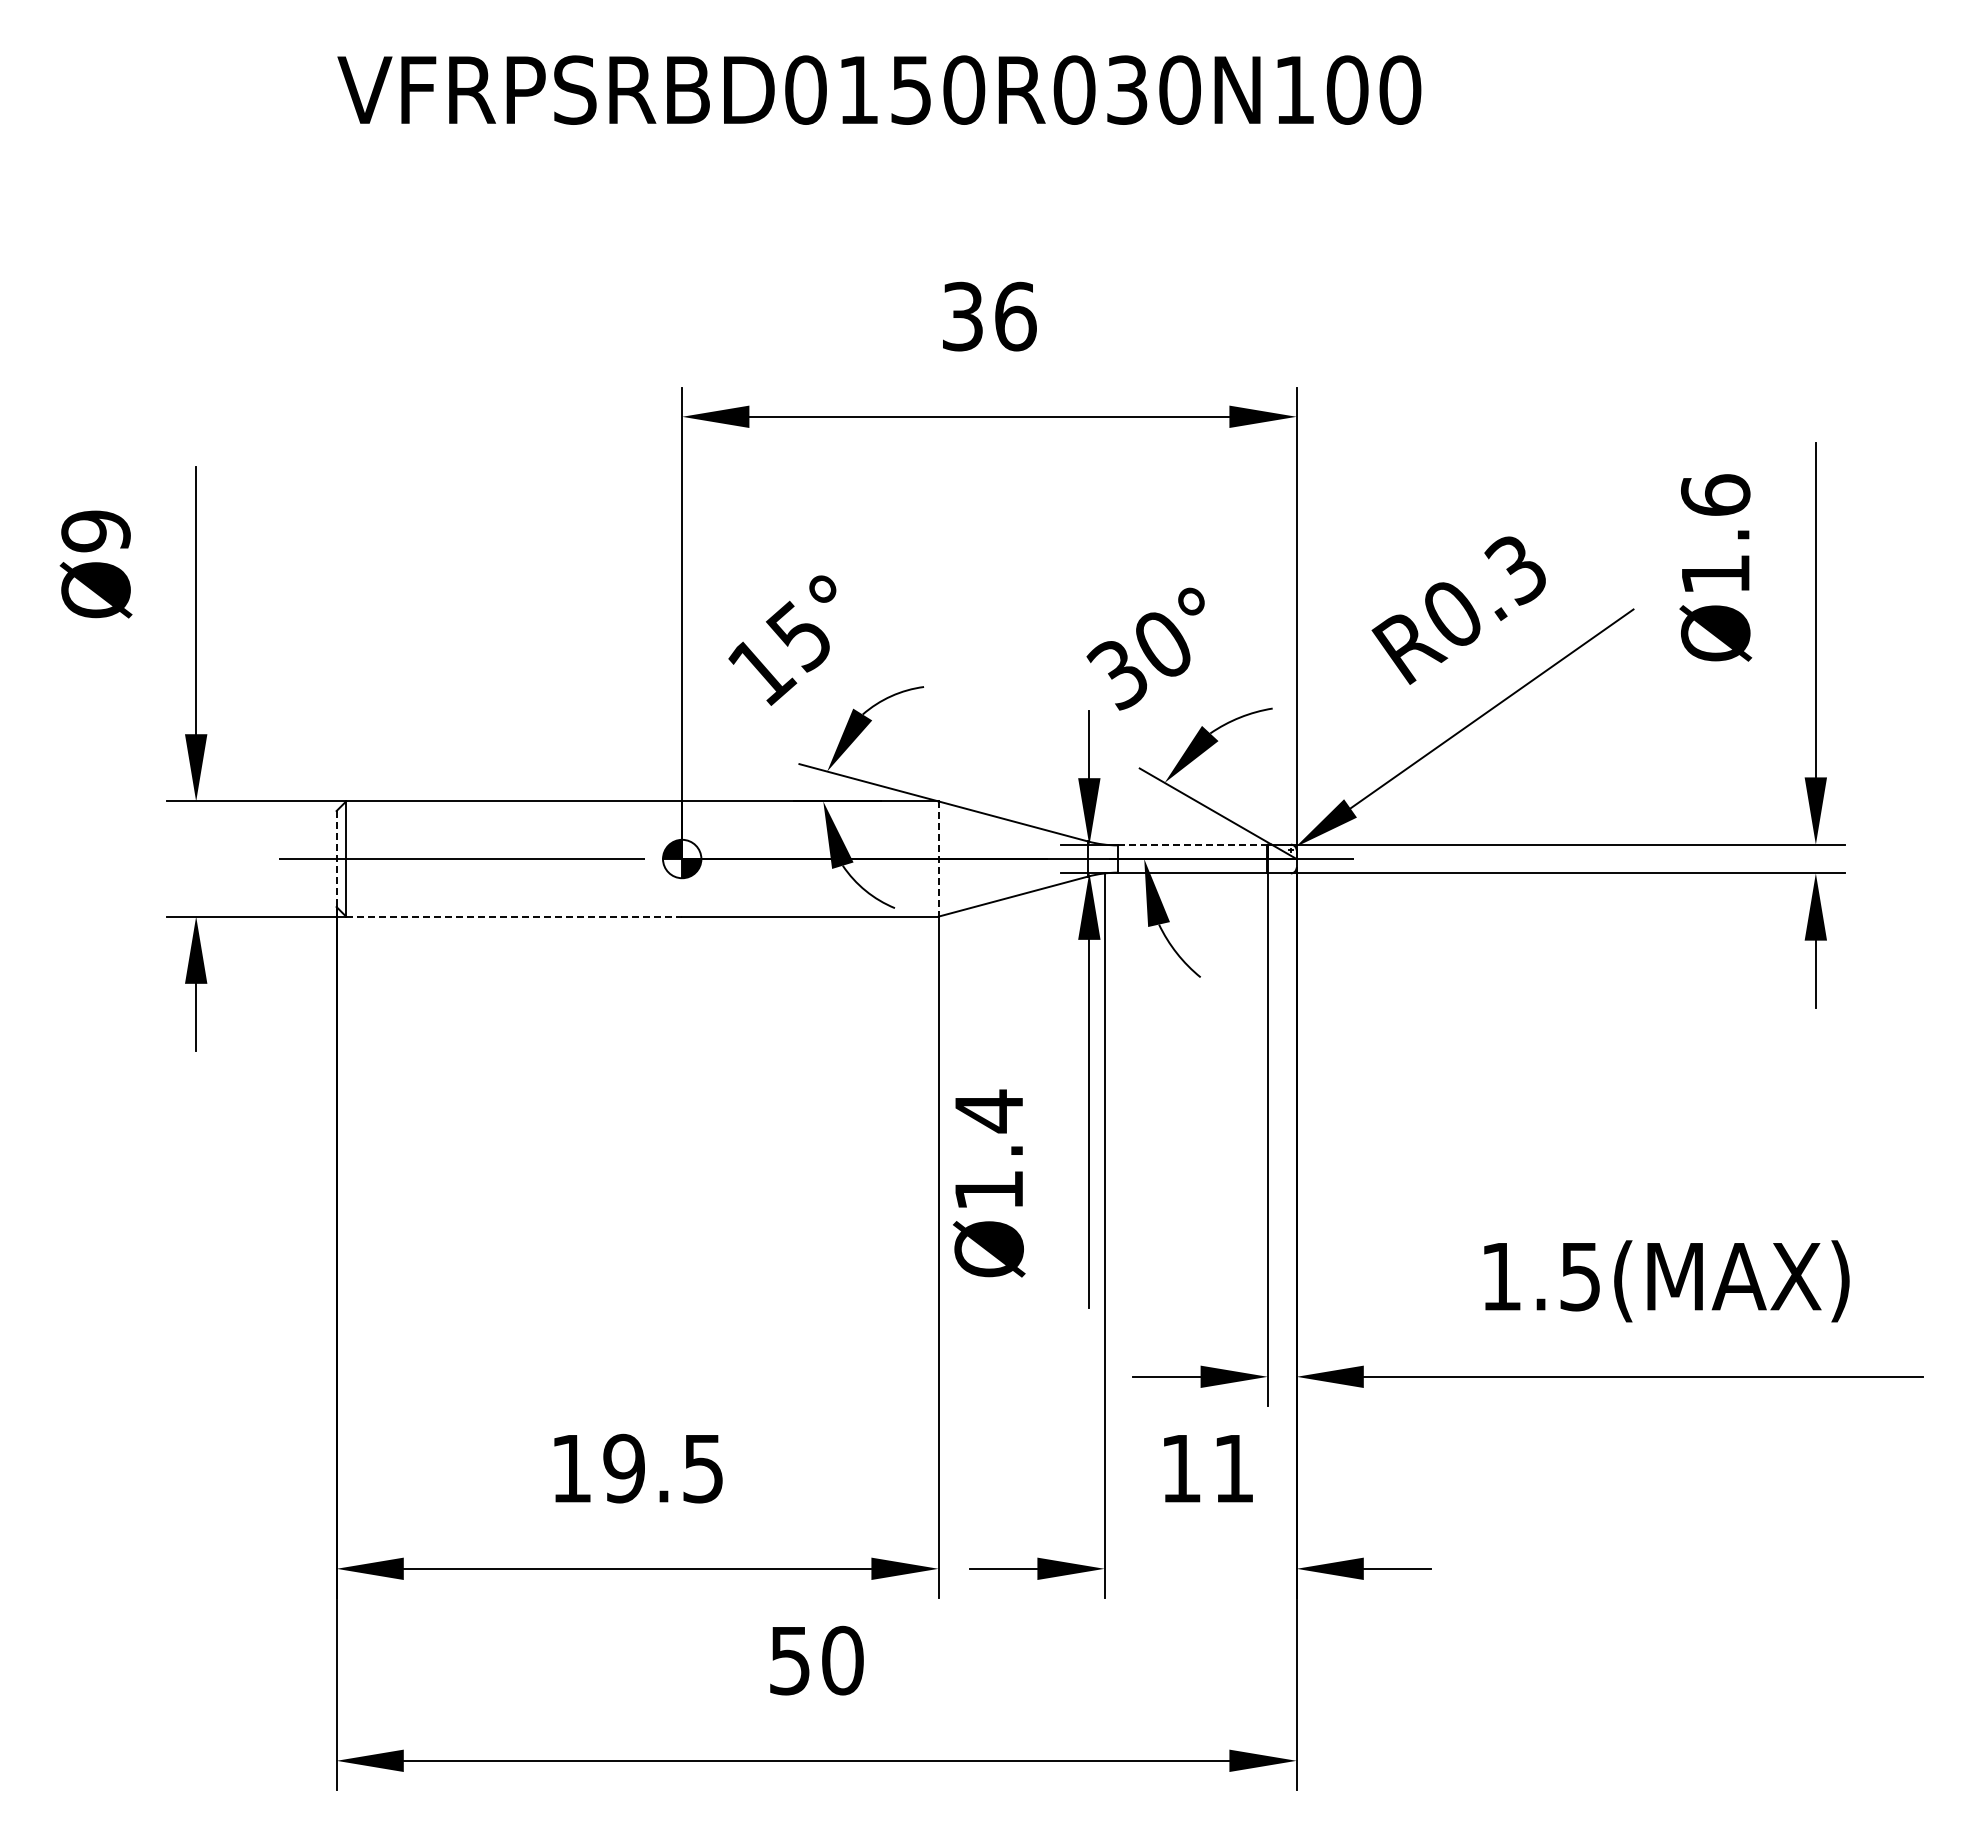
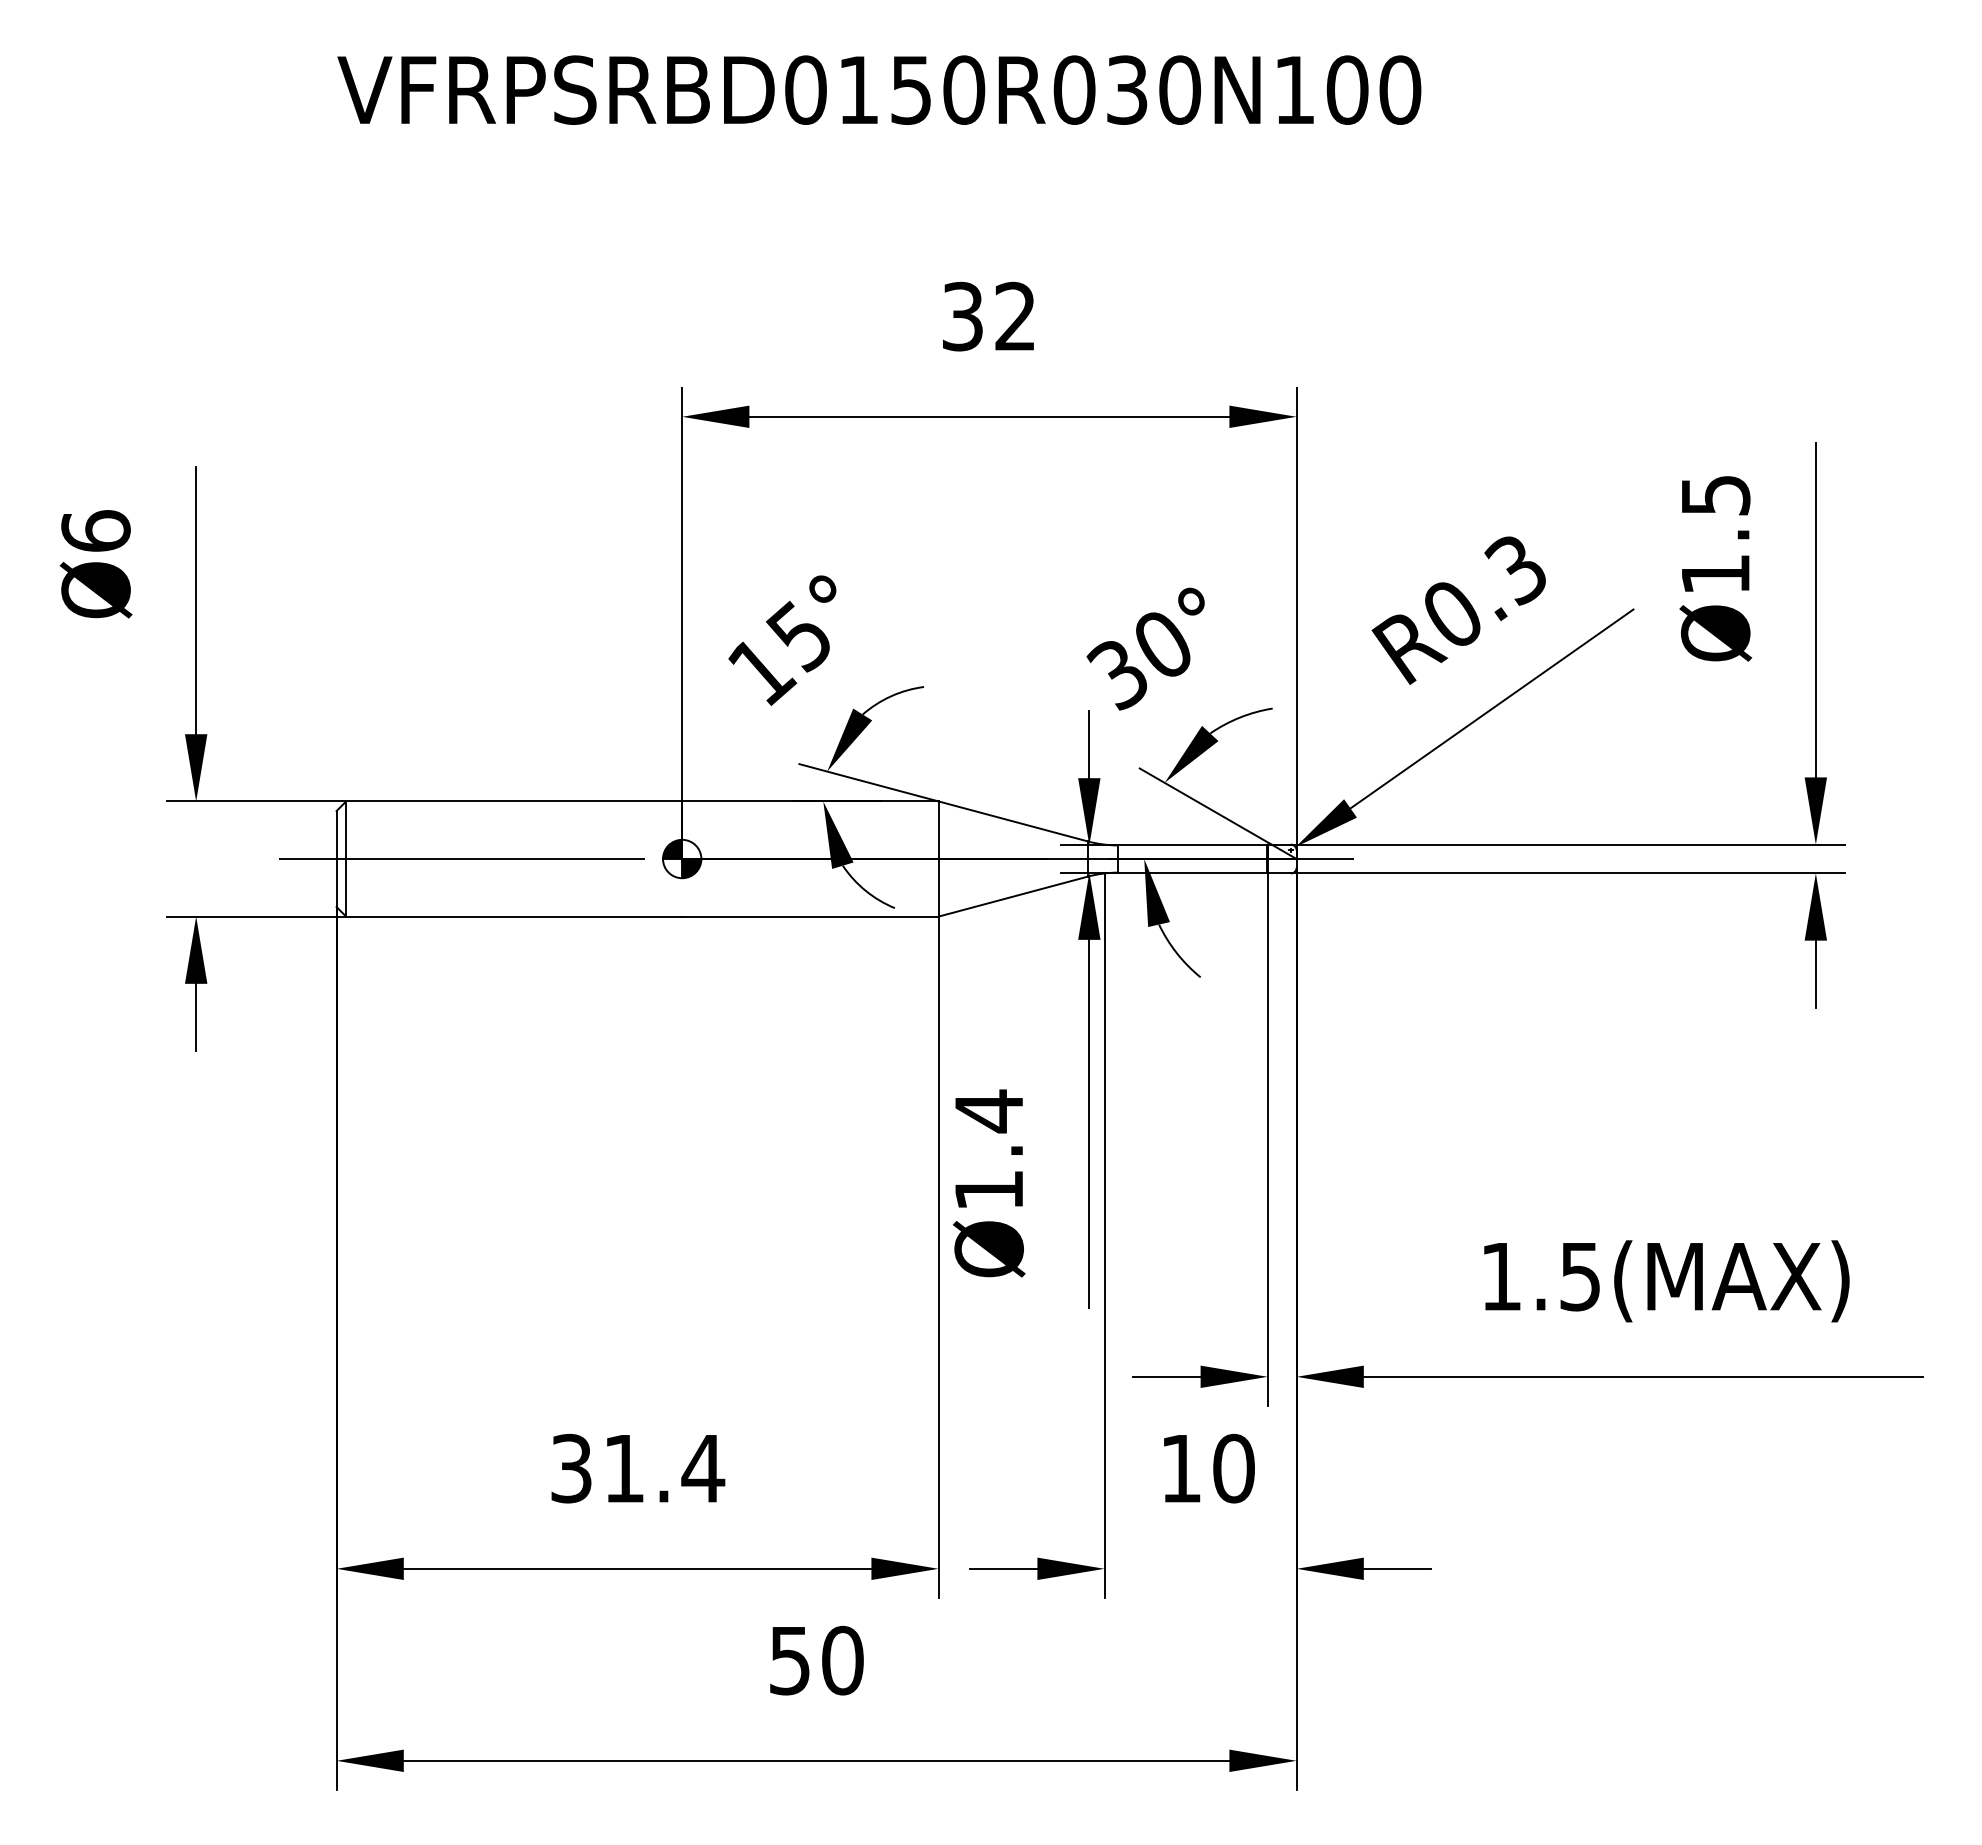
text: 36 -> 32 (1015, 316)
text: Ø1.6 -> Ø1.5 (1715, 494)
text: Ø9 -> Ø6 (95, 531)
line: dashed -> solid (1192, 845)
line: dashed -> solid (336, 859)
line: dashed -> solid (938, 859)
line: dashed -> solid (514, 916)
text: 19.5 -> 31.4 (638, 1468)
text: 11 -> 10 (1233, 1468)
